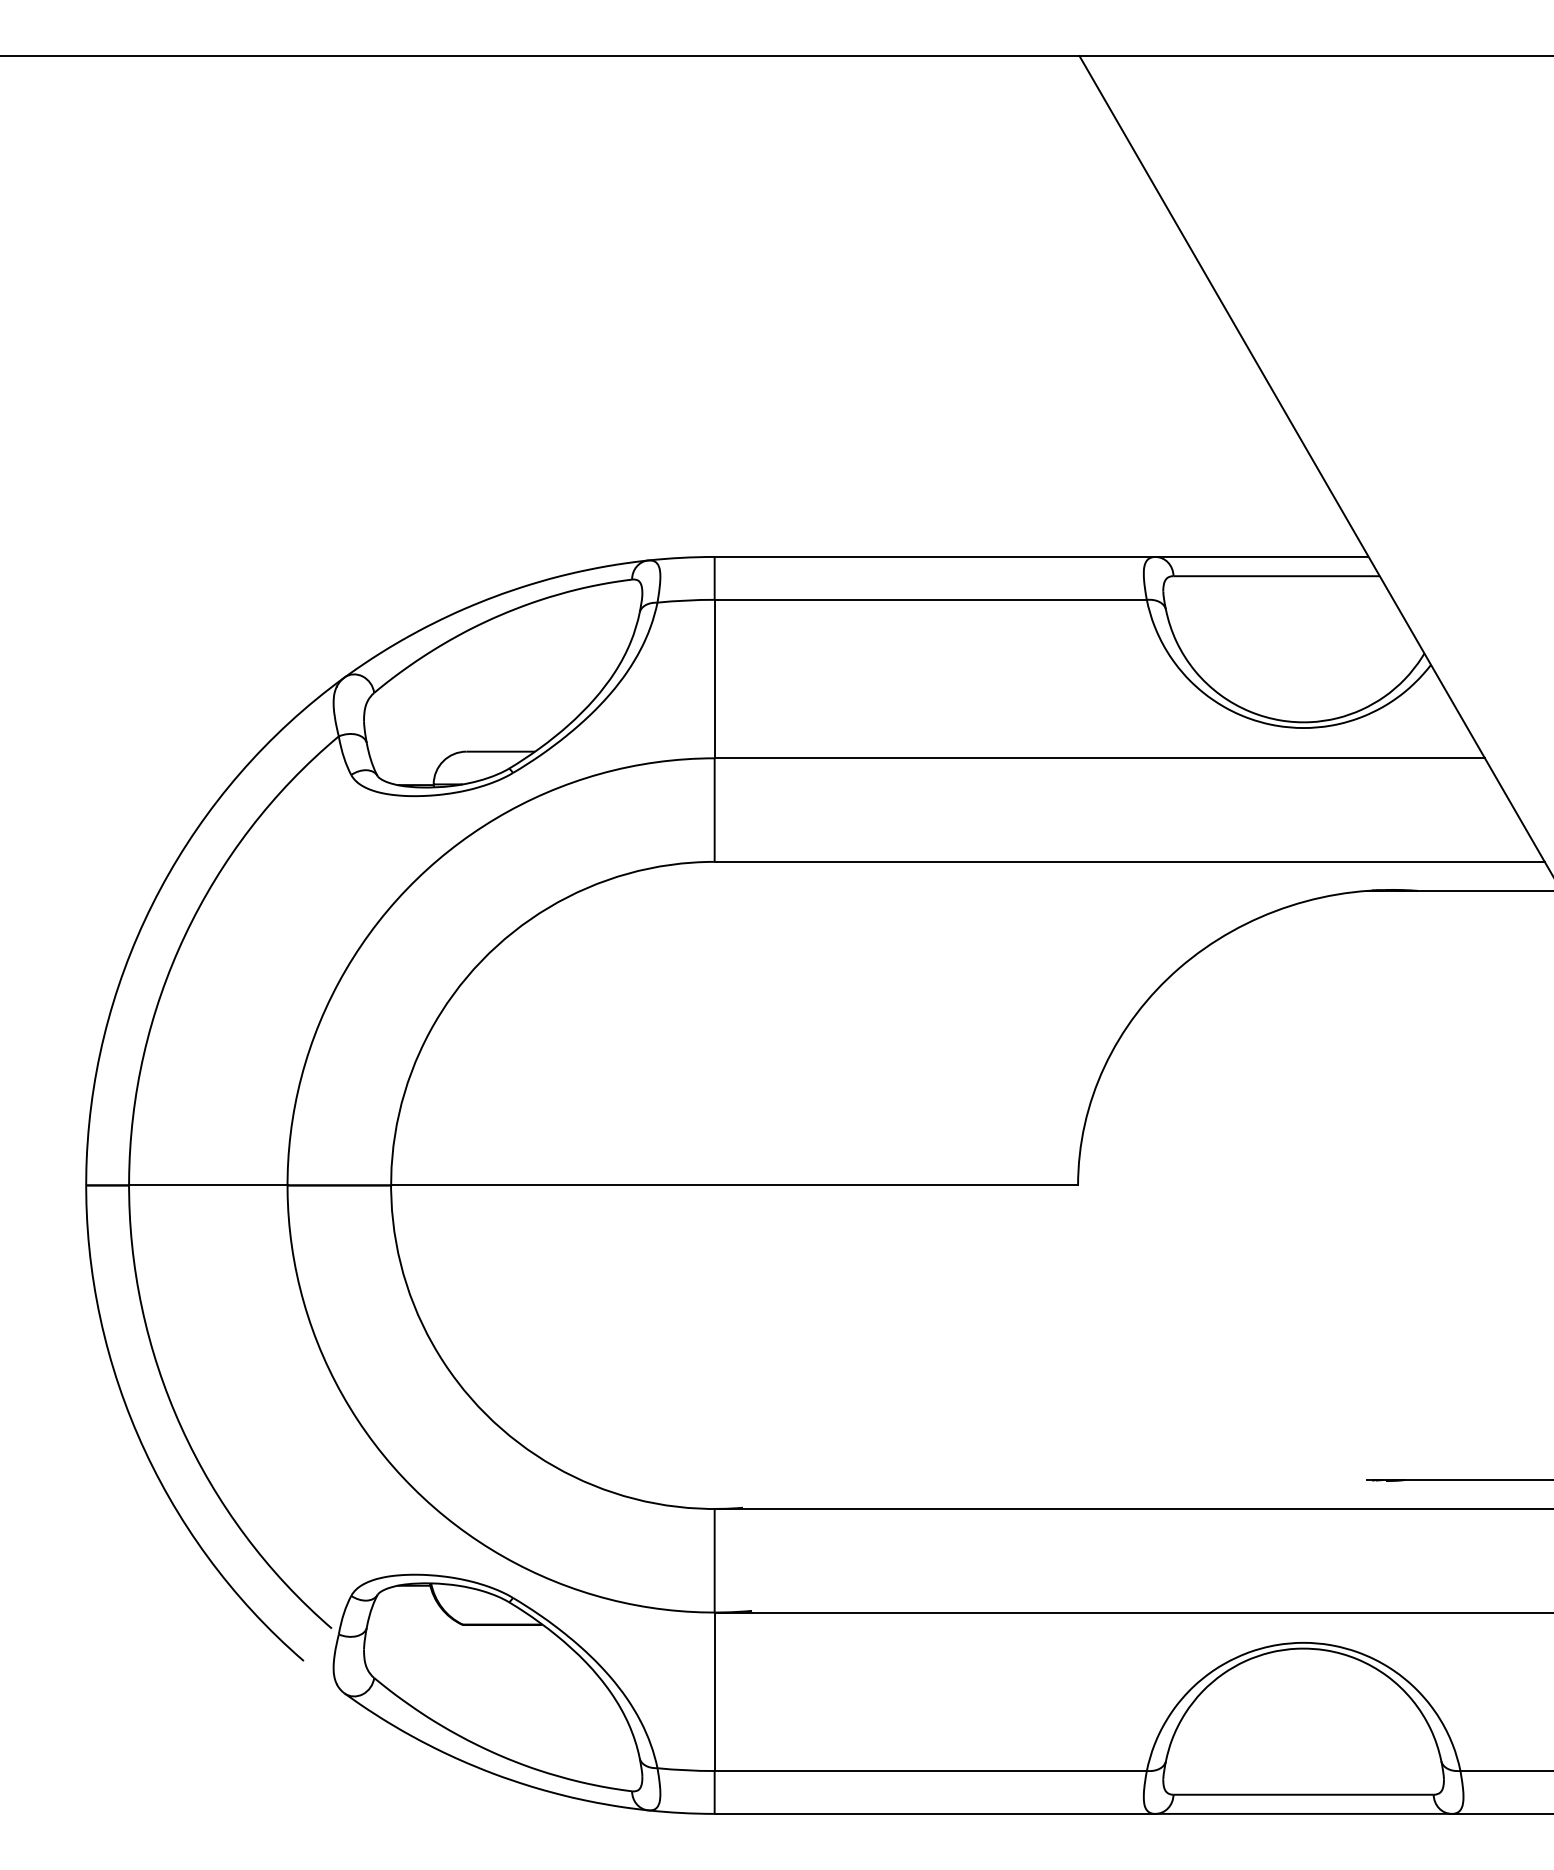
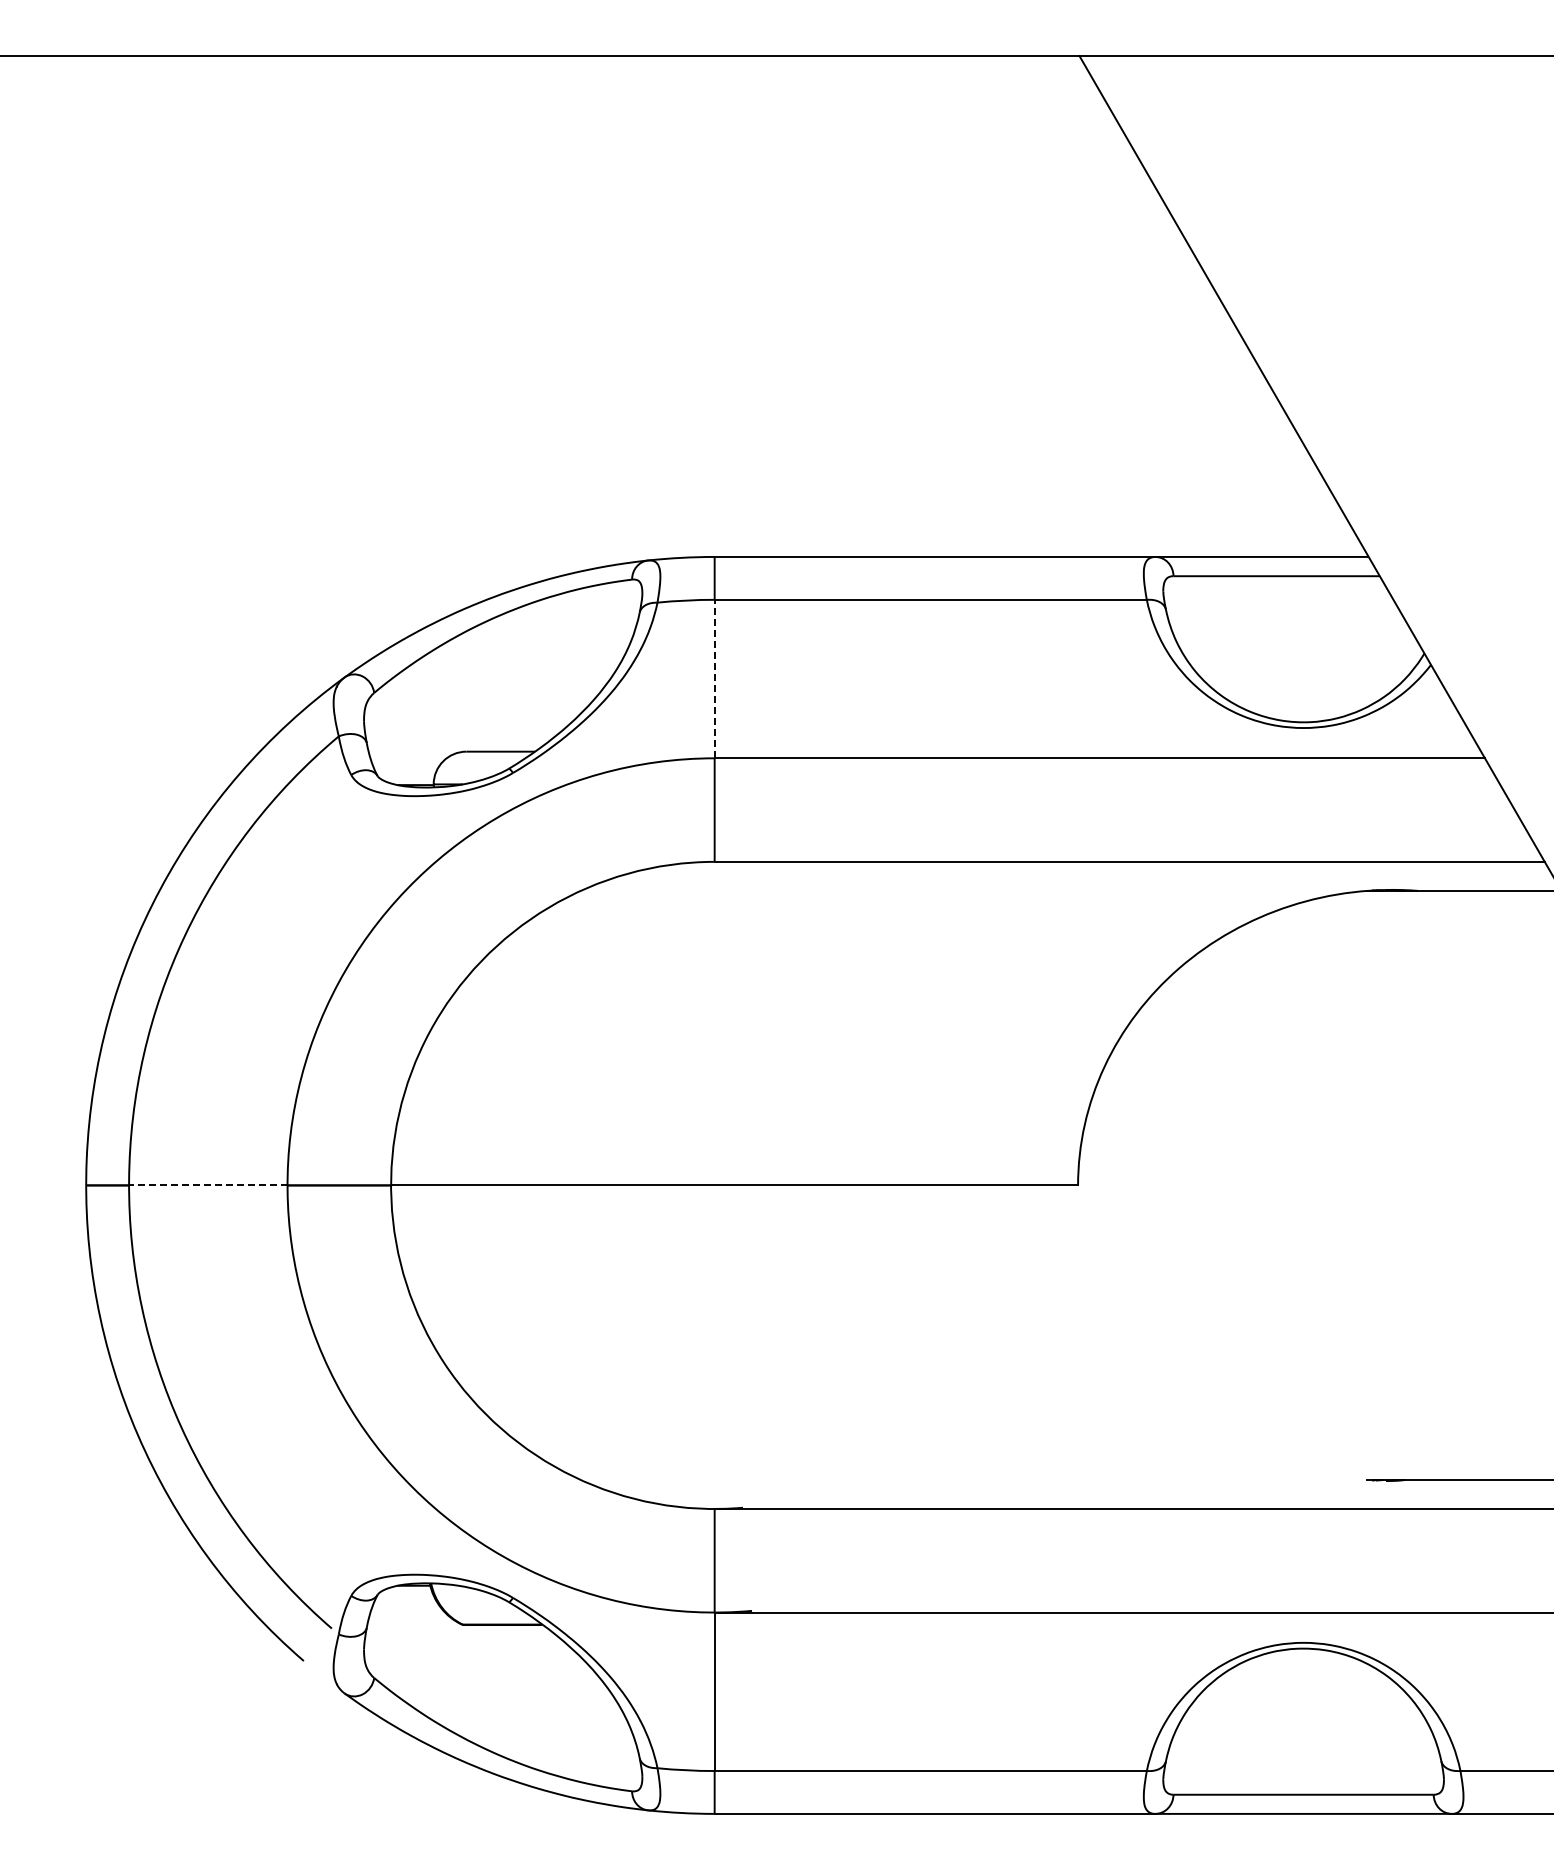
line: solid -> dashed (714, 678)
line: solid -> dashed (207, 1185)
